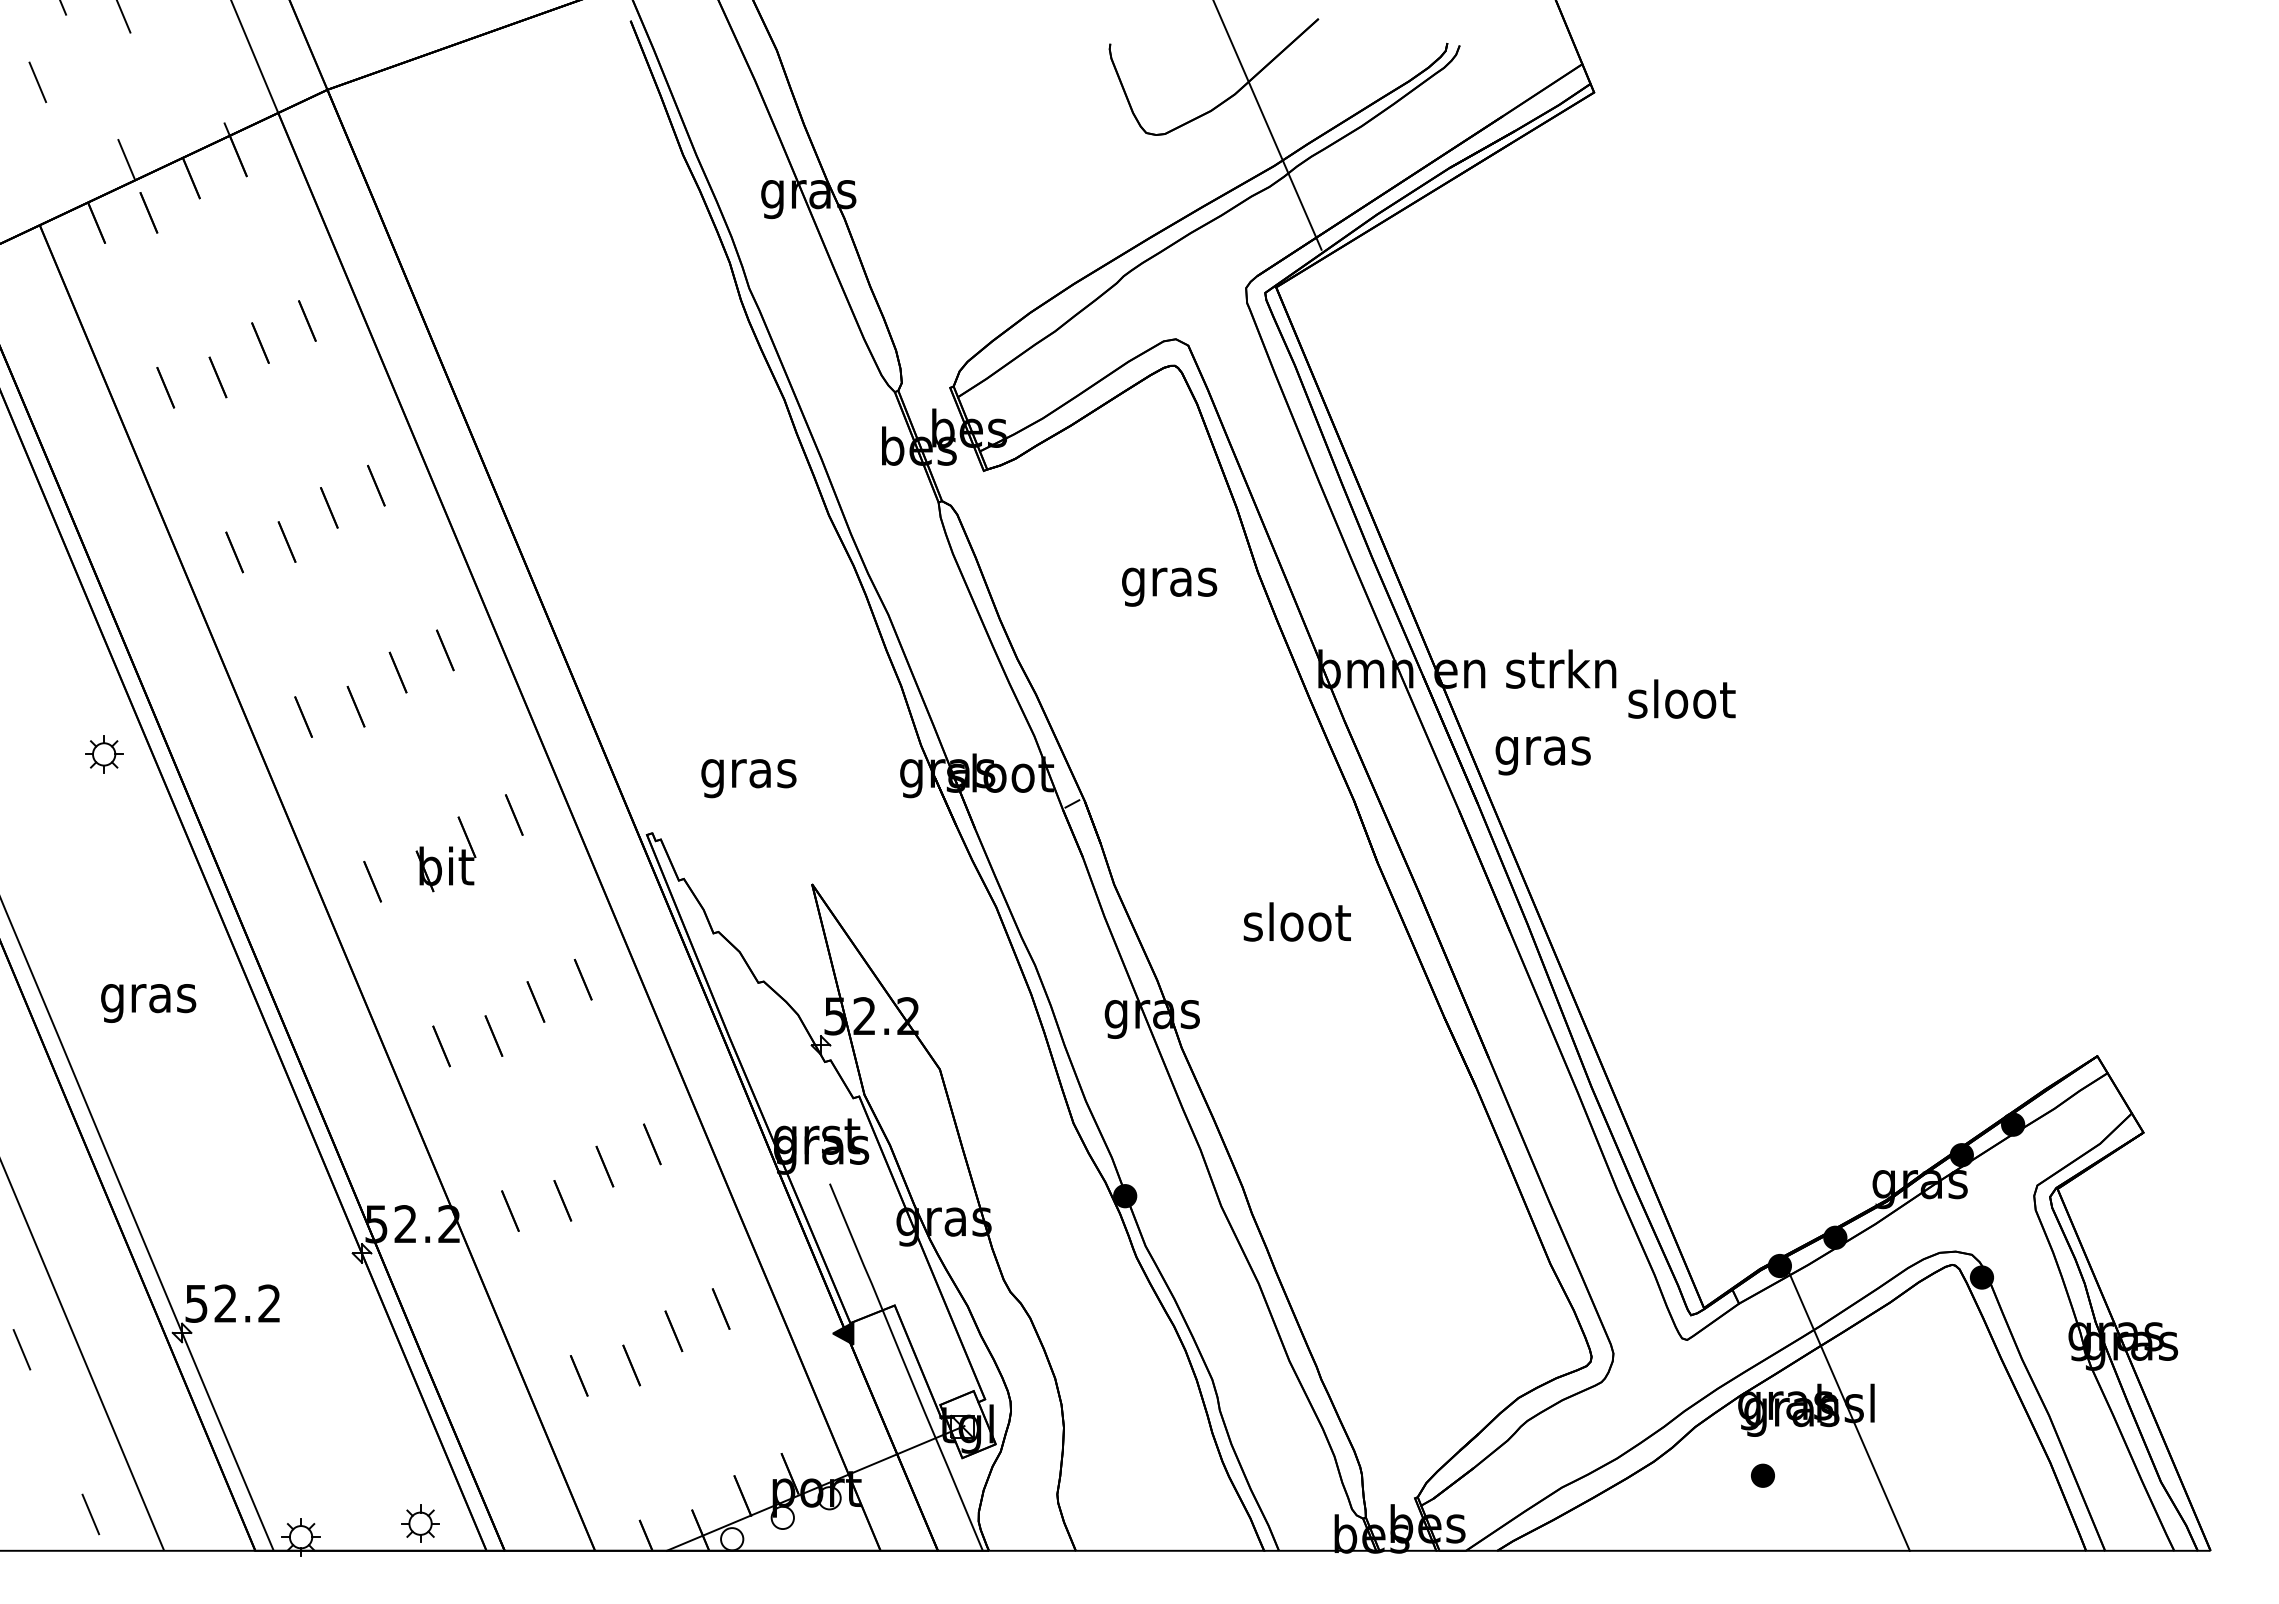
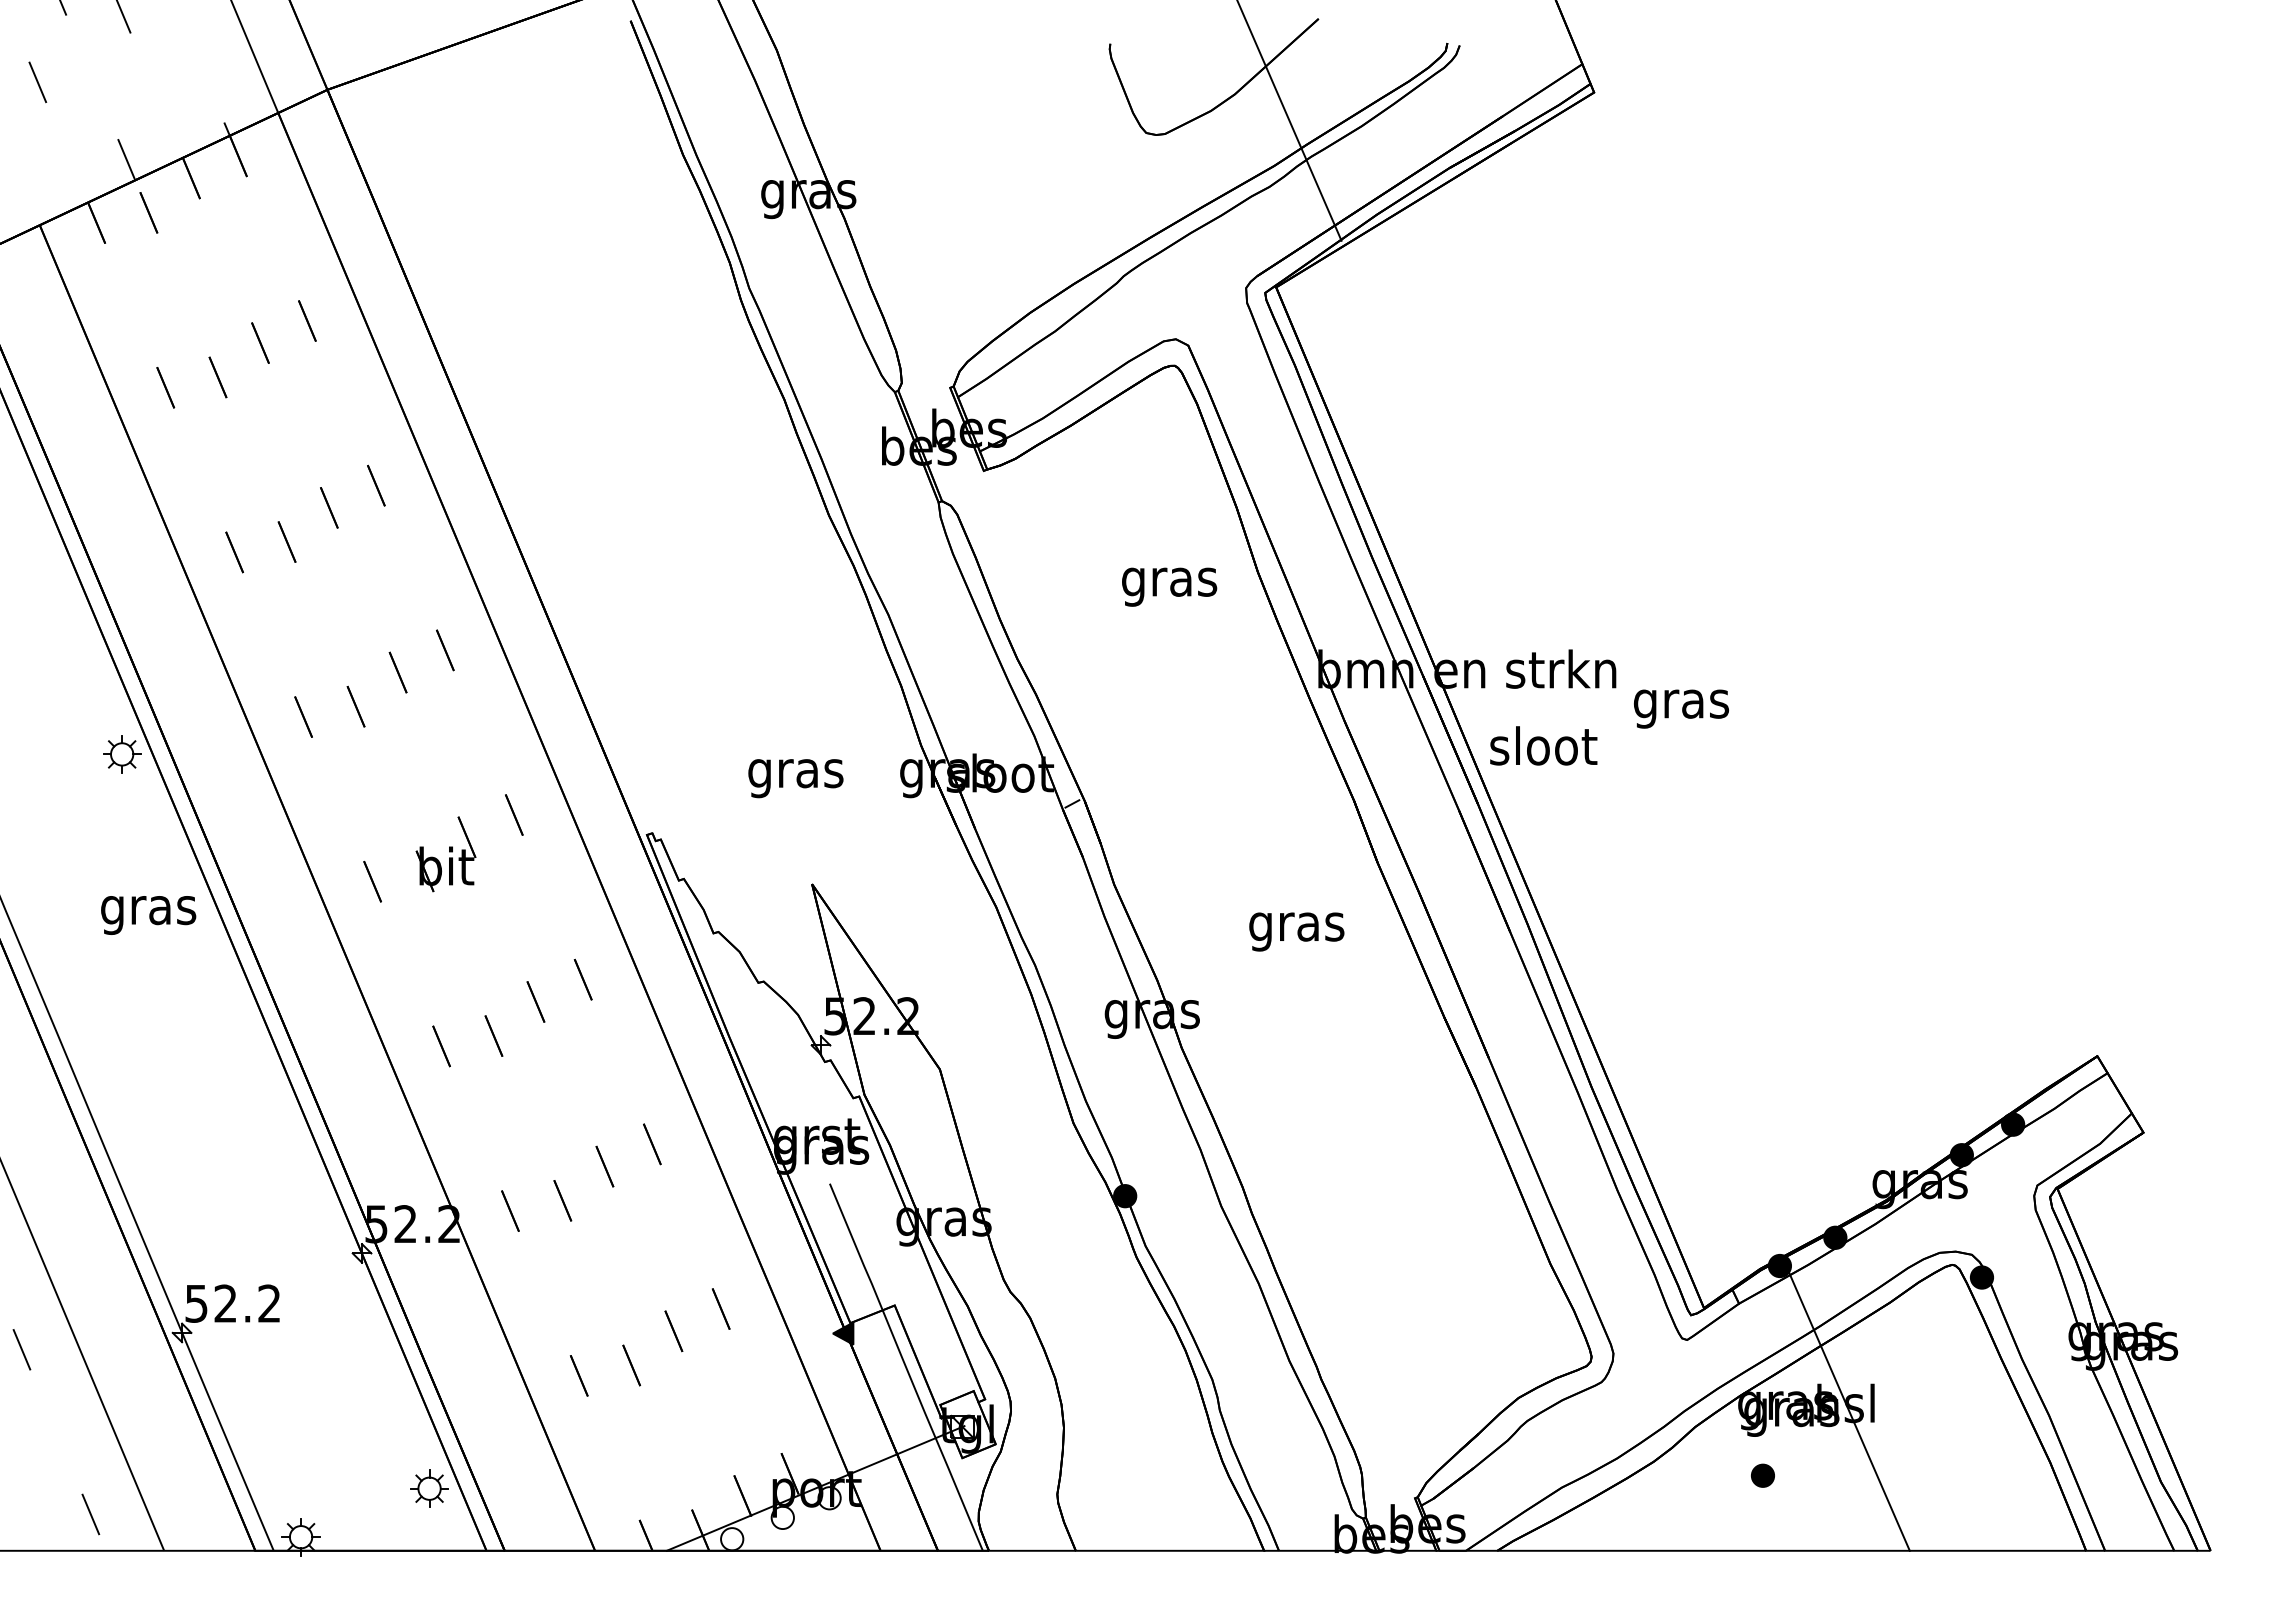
line position: (1267, 125) -> (1289, 121) (1289, 121)
text: sloot -> gras (1681, 703)
text: gras -> sloot (1543, 750)
part position: (104, 754) -> (122, 754) (122, 754)
text position: (748, 778) -> (795, 778) (795, 778)
text: sloot -> gras (1296, 926)
text position: (148, 1003) -> (148, 915) (148, 915)
part position: (420, 1523) -> (429, 1488) (429, 1488)
